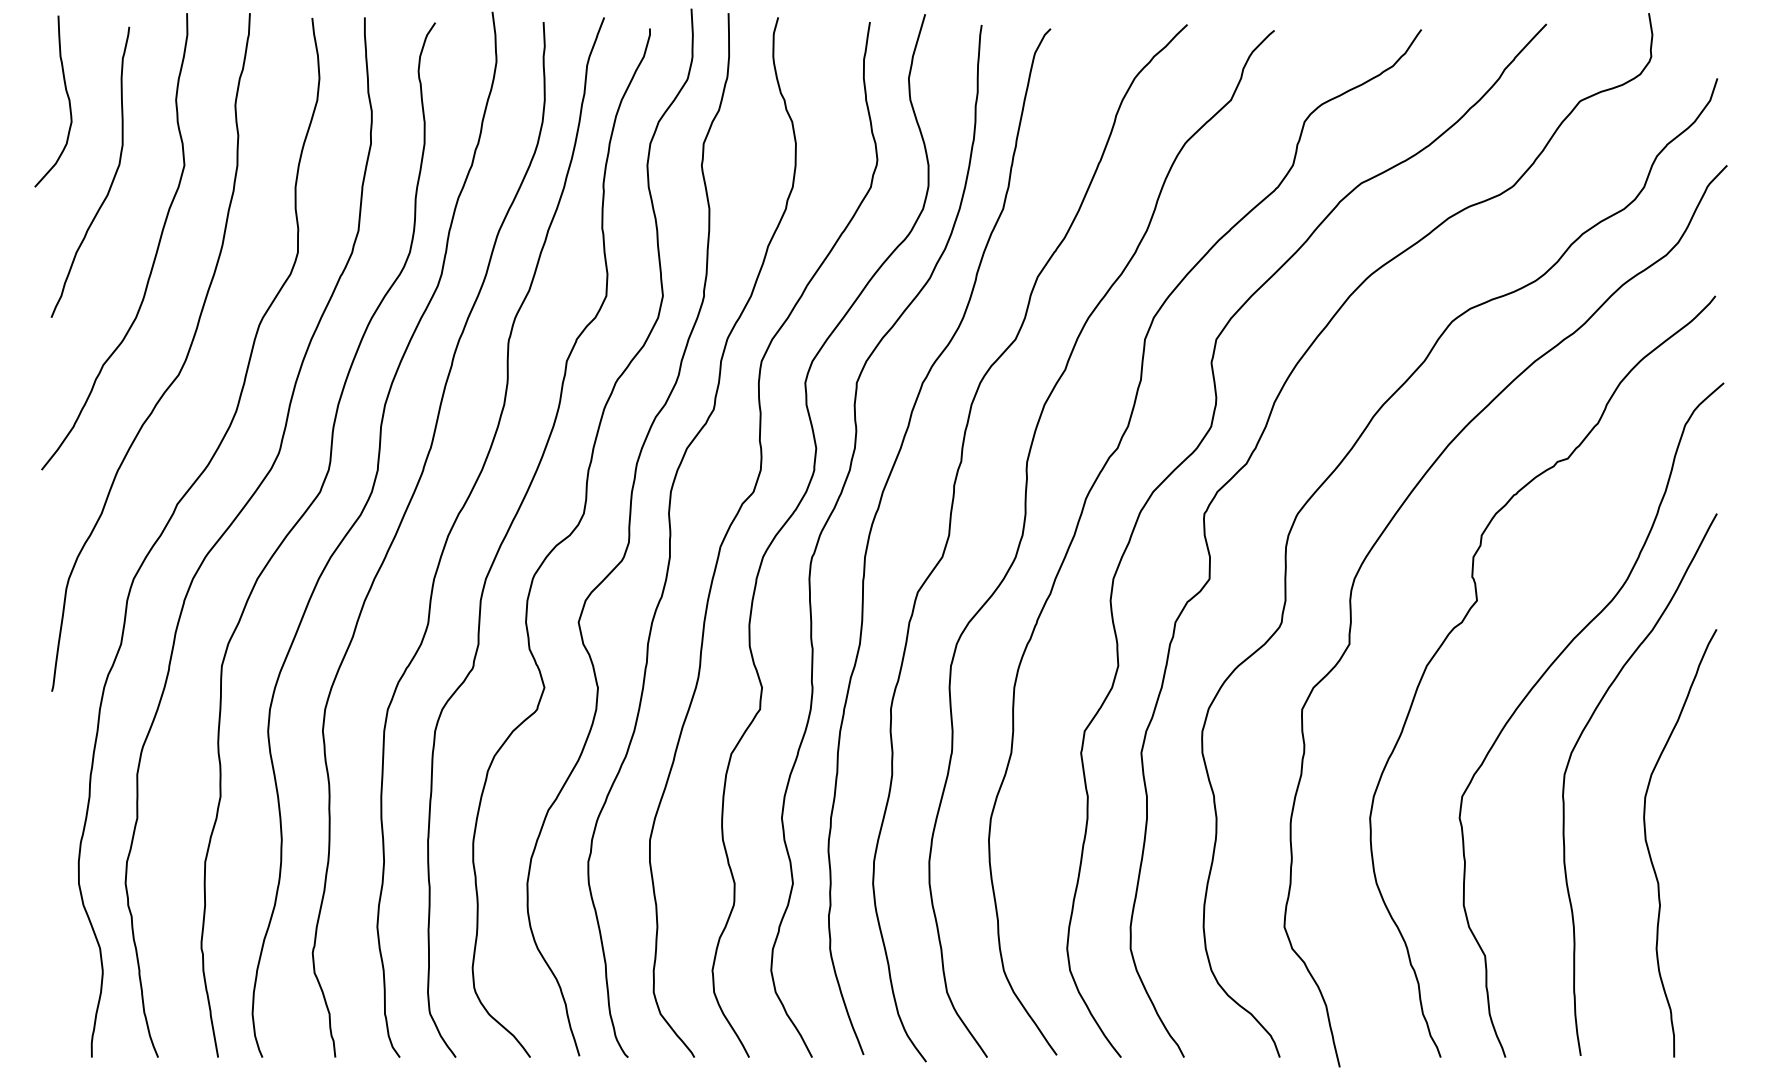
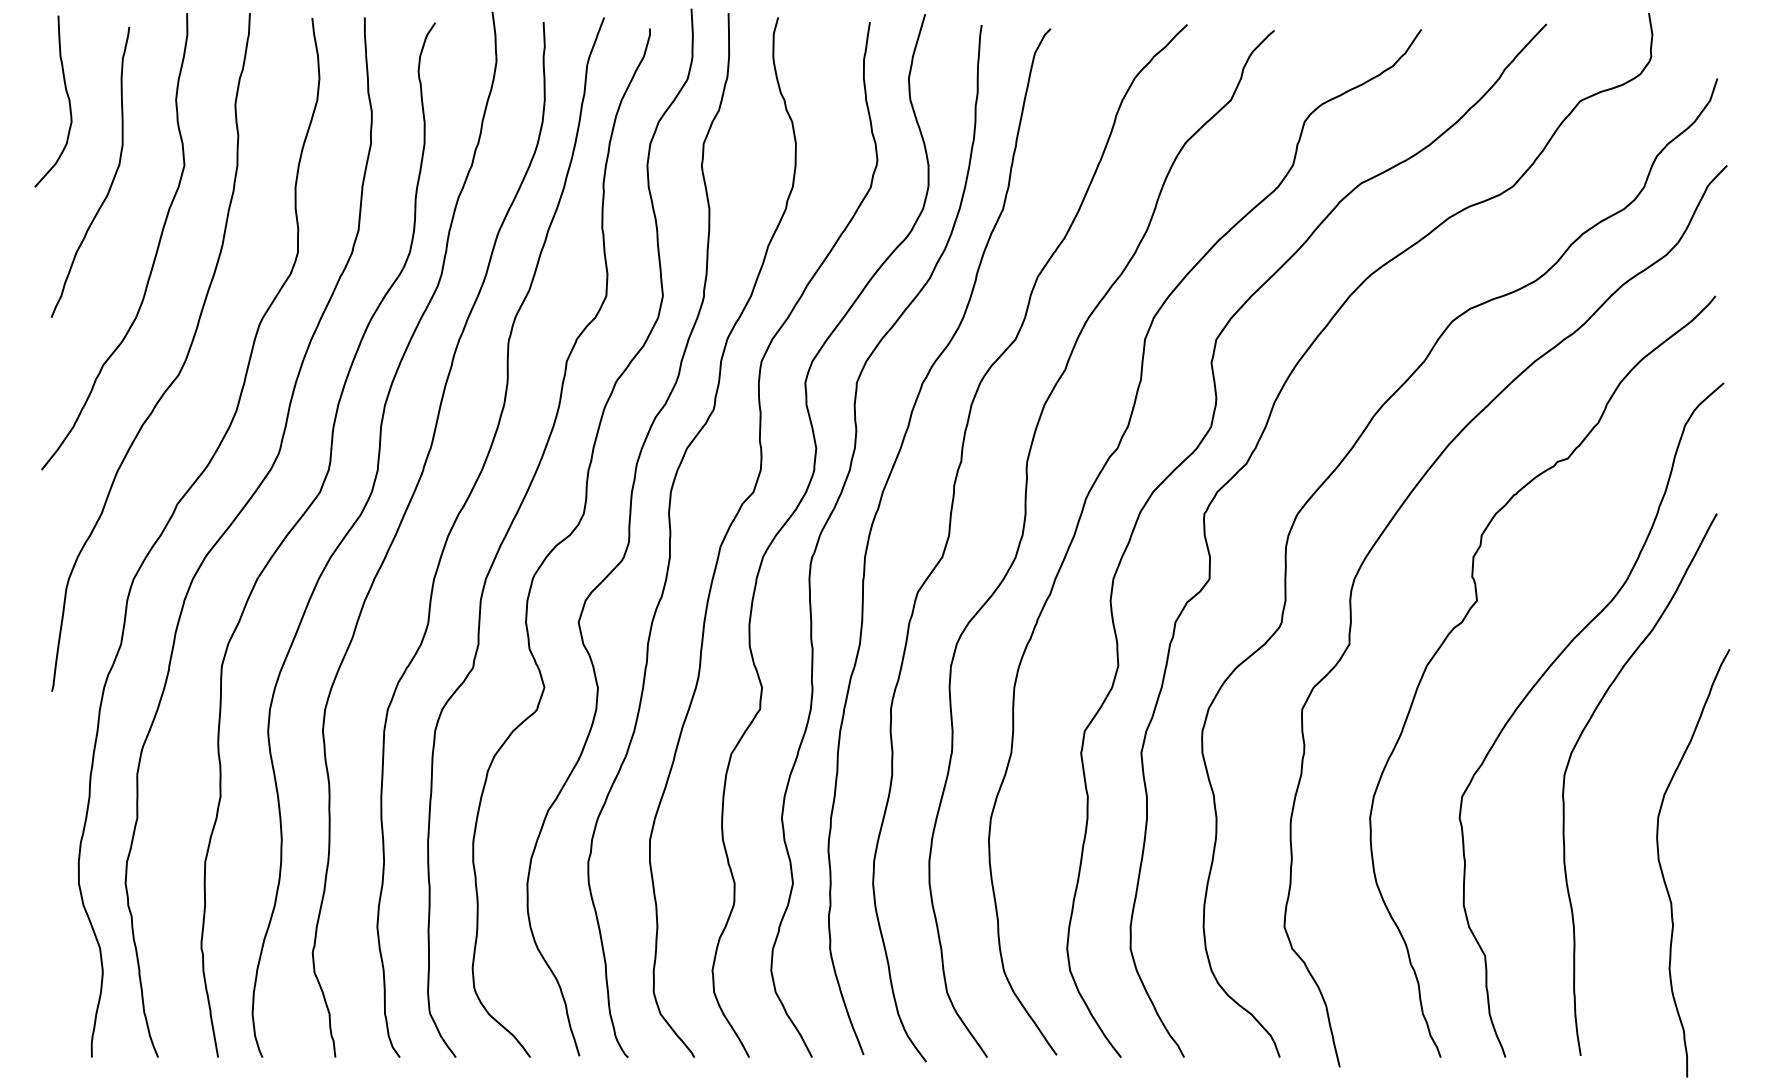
curve position: (1649, 849) -> (1662, 869) (1662, 869)
